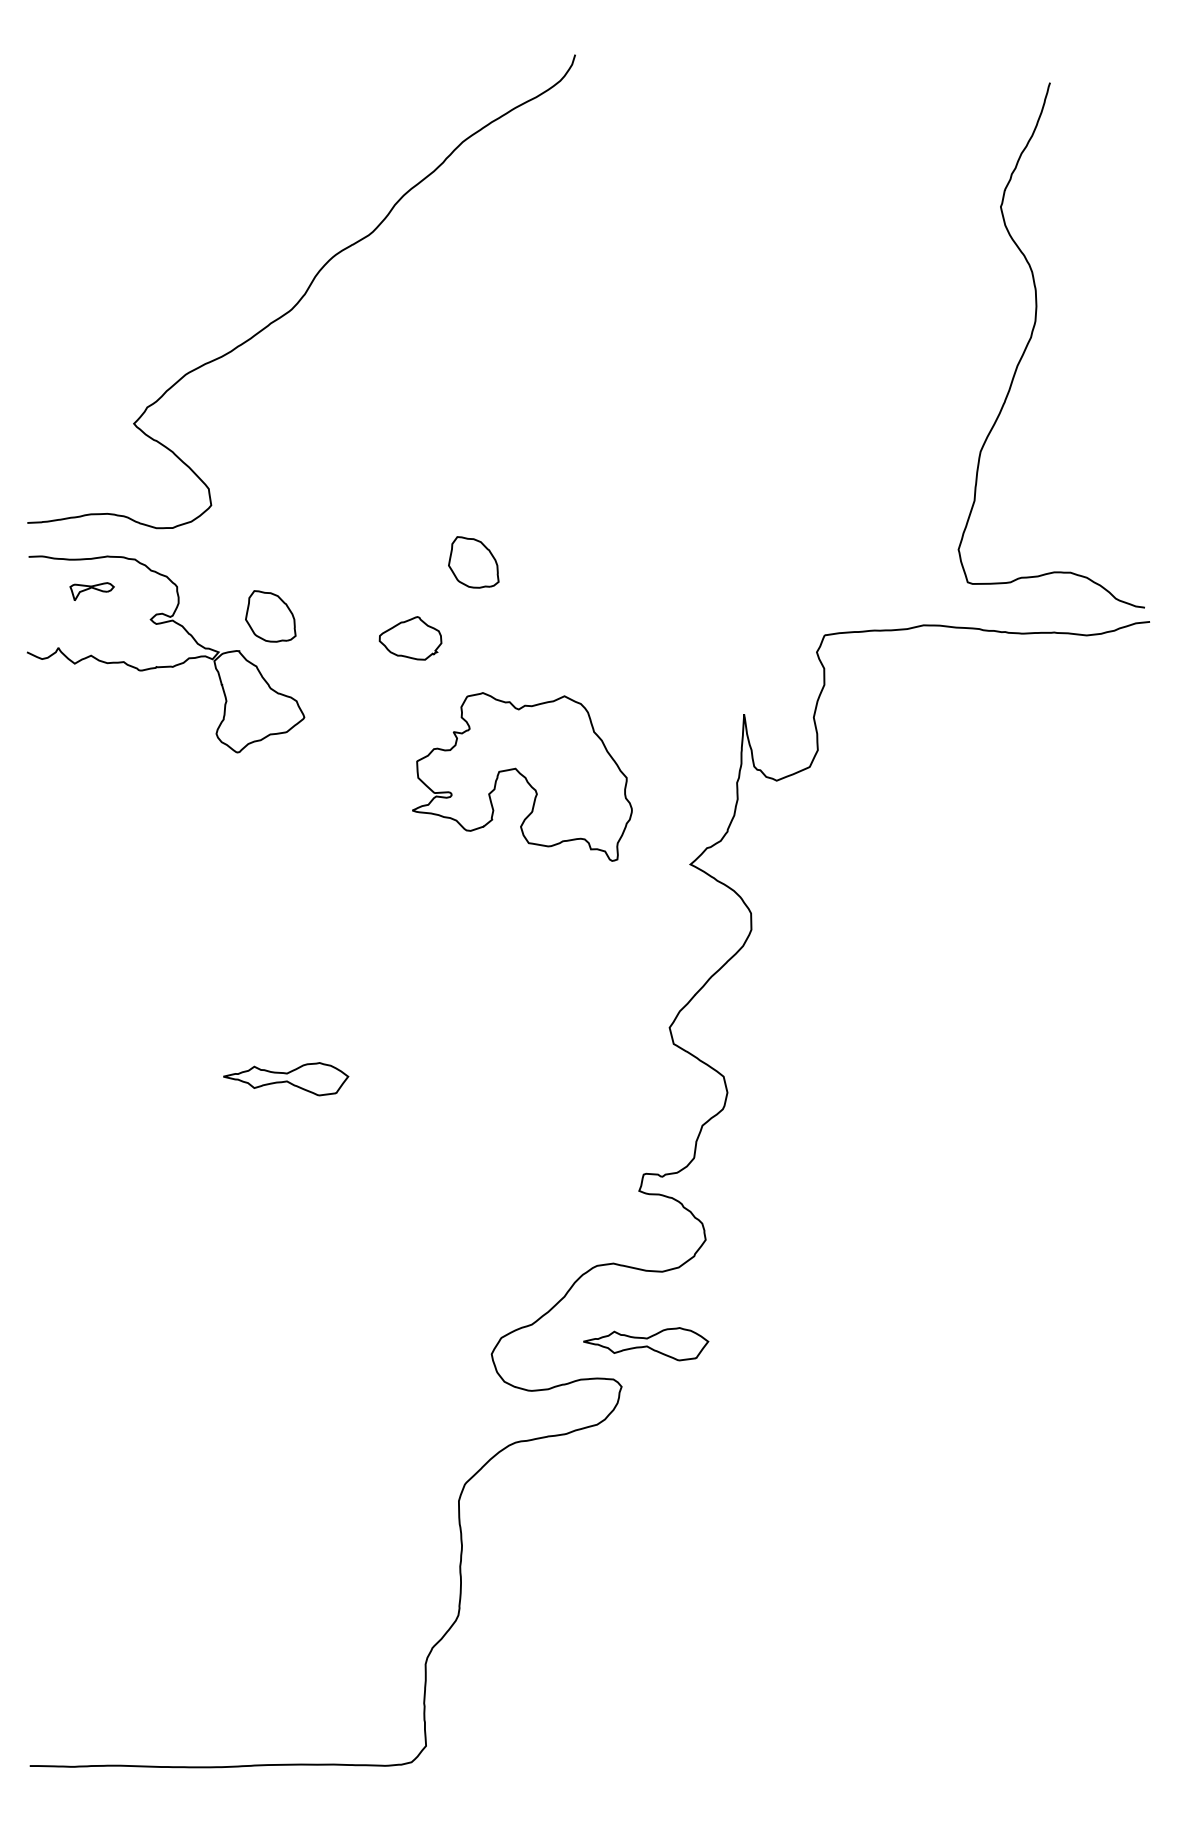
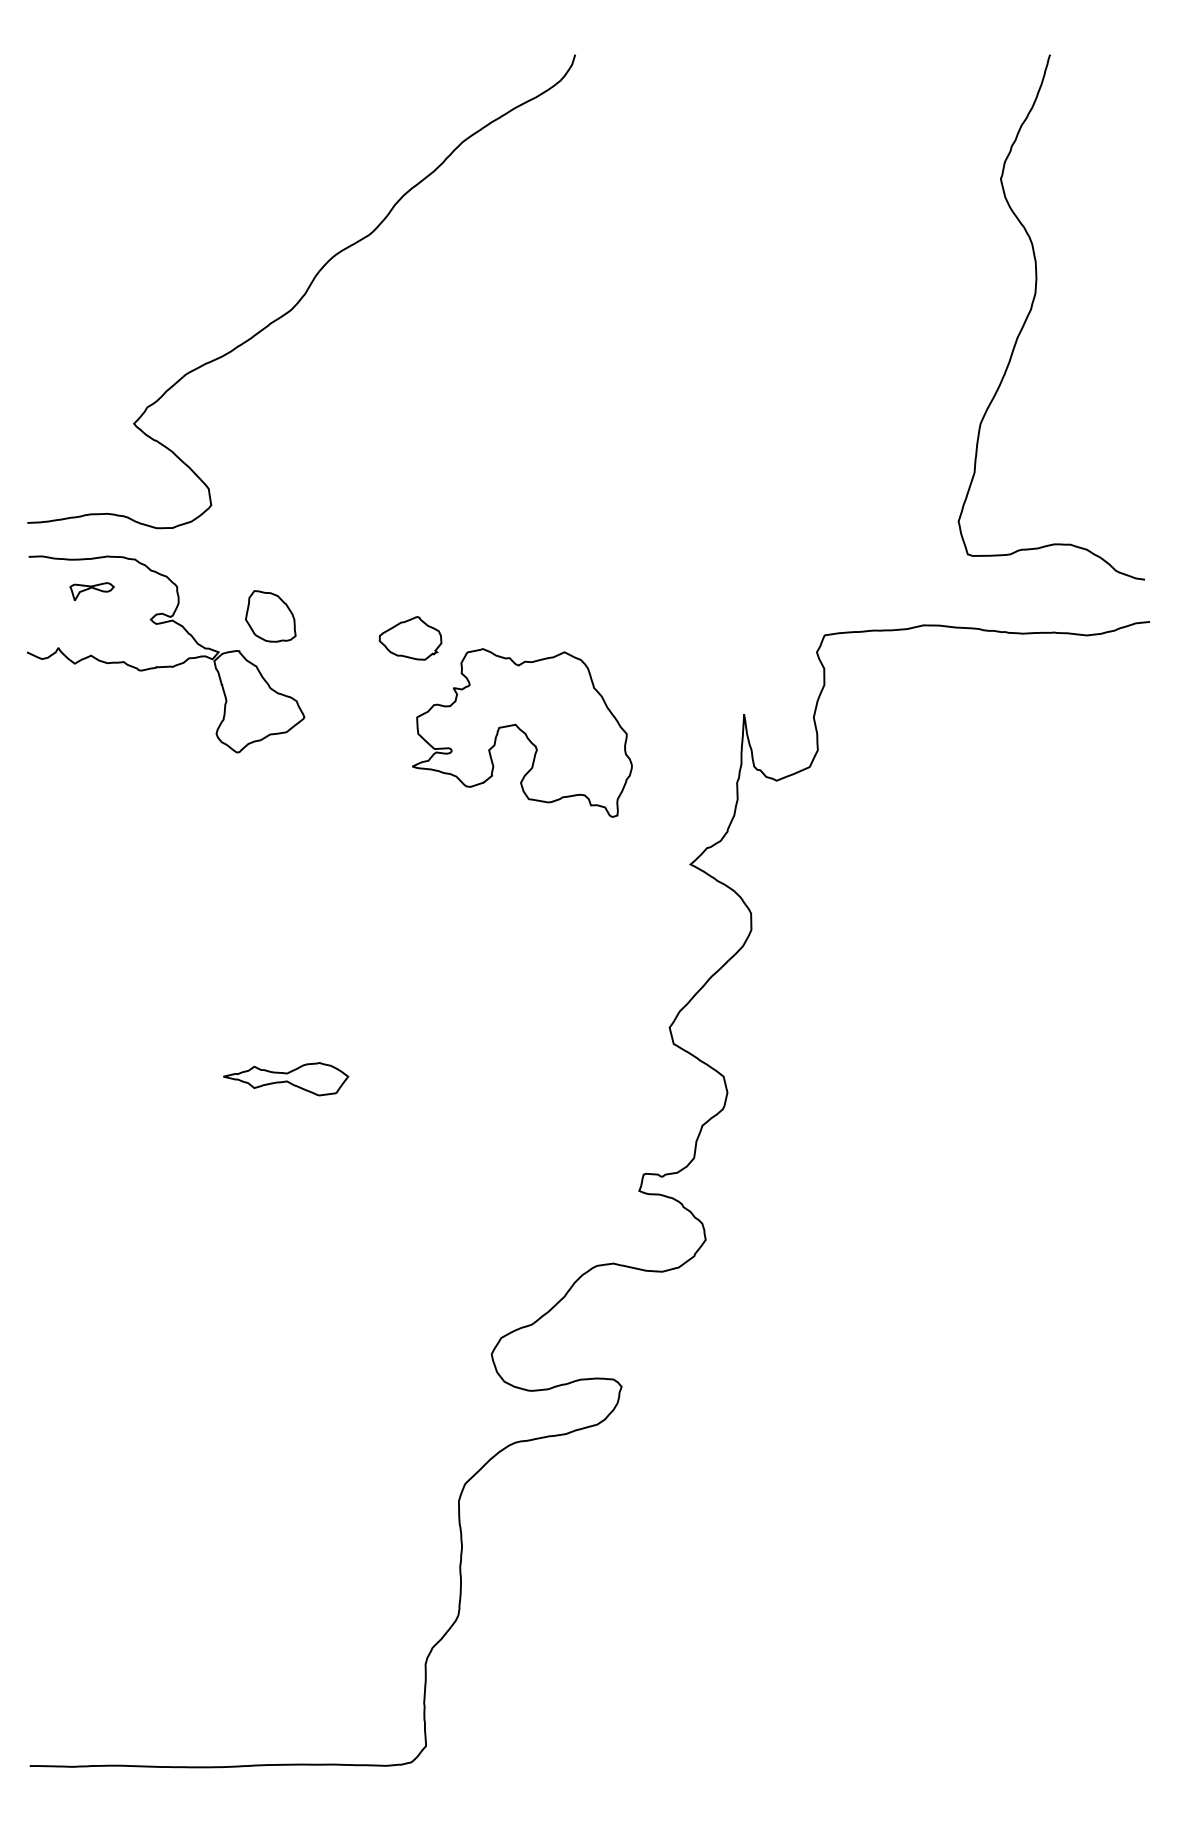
curve position: (1031, 339) -> (1031, 311) (1031, 311)
part: present -> none (473, 562)
part position: (522, 776) -> (522, 732) (522, 732)
part: present -> none (646, 1344)
